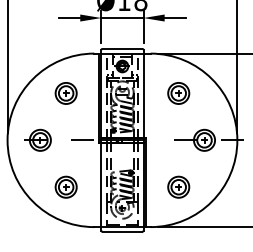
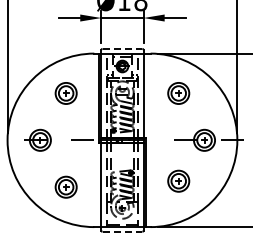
line: solid -> dashed (122, 48)
part position: (178, 186) -> (178, 180) (178, 180)
line: solid -> dashed (122, 231)
